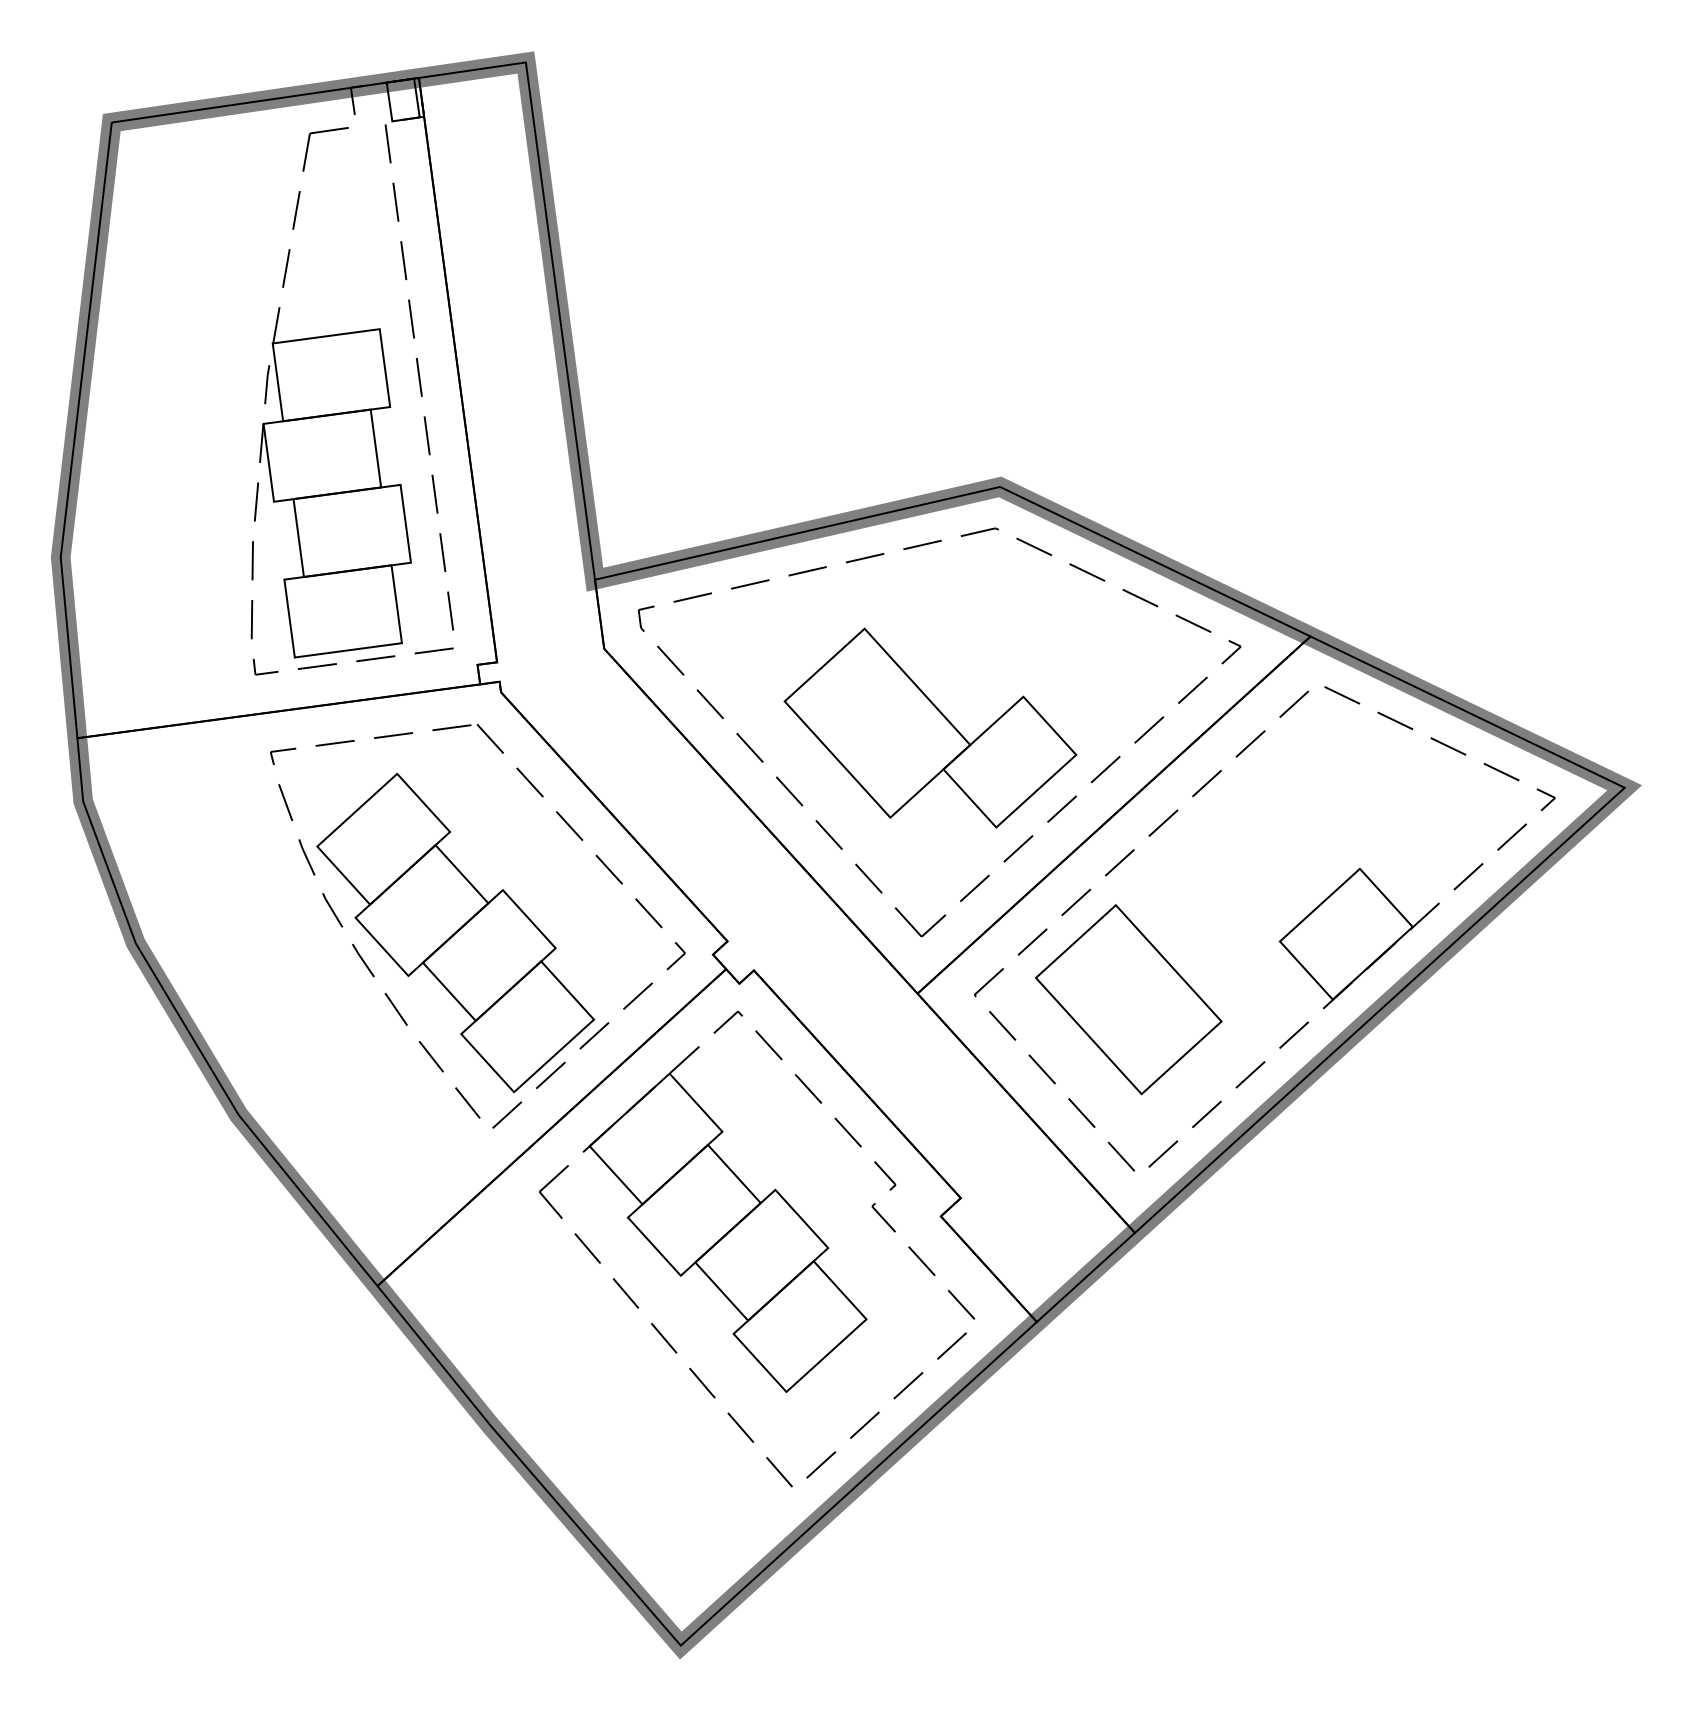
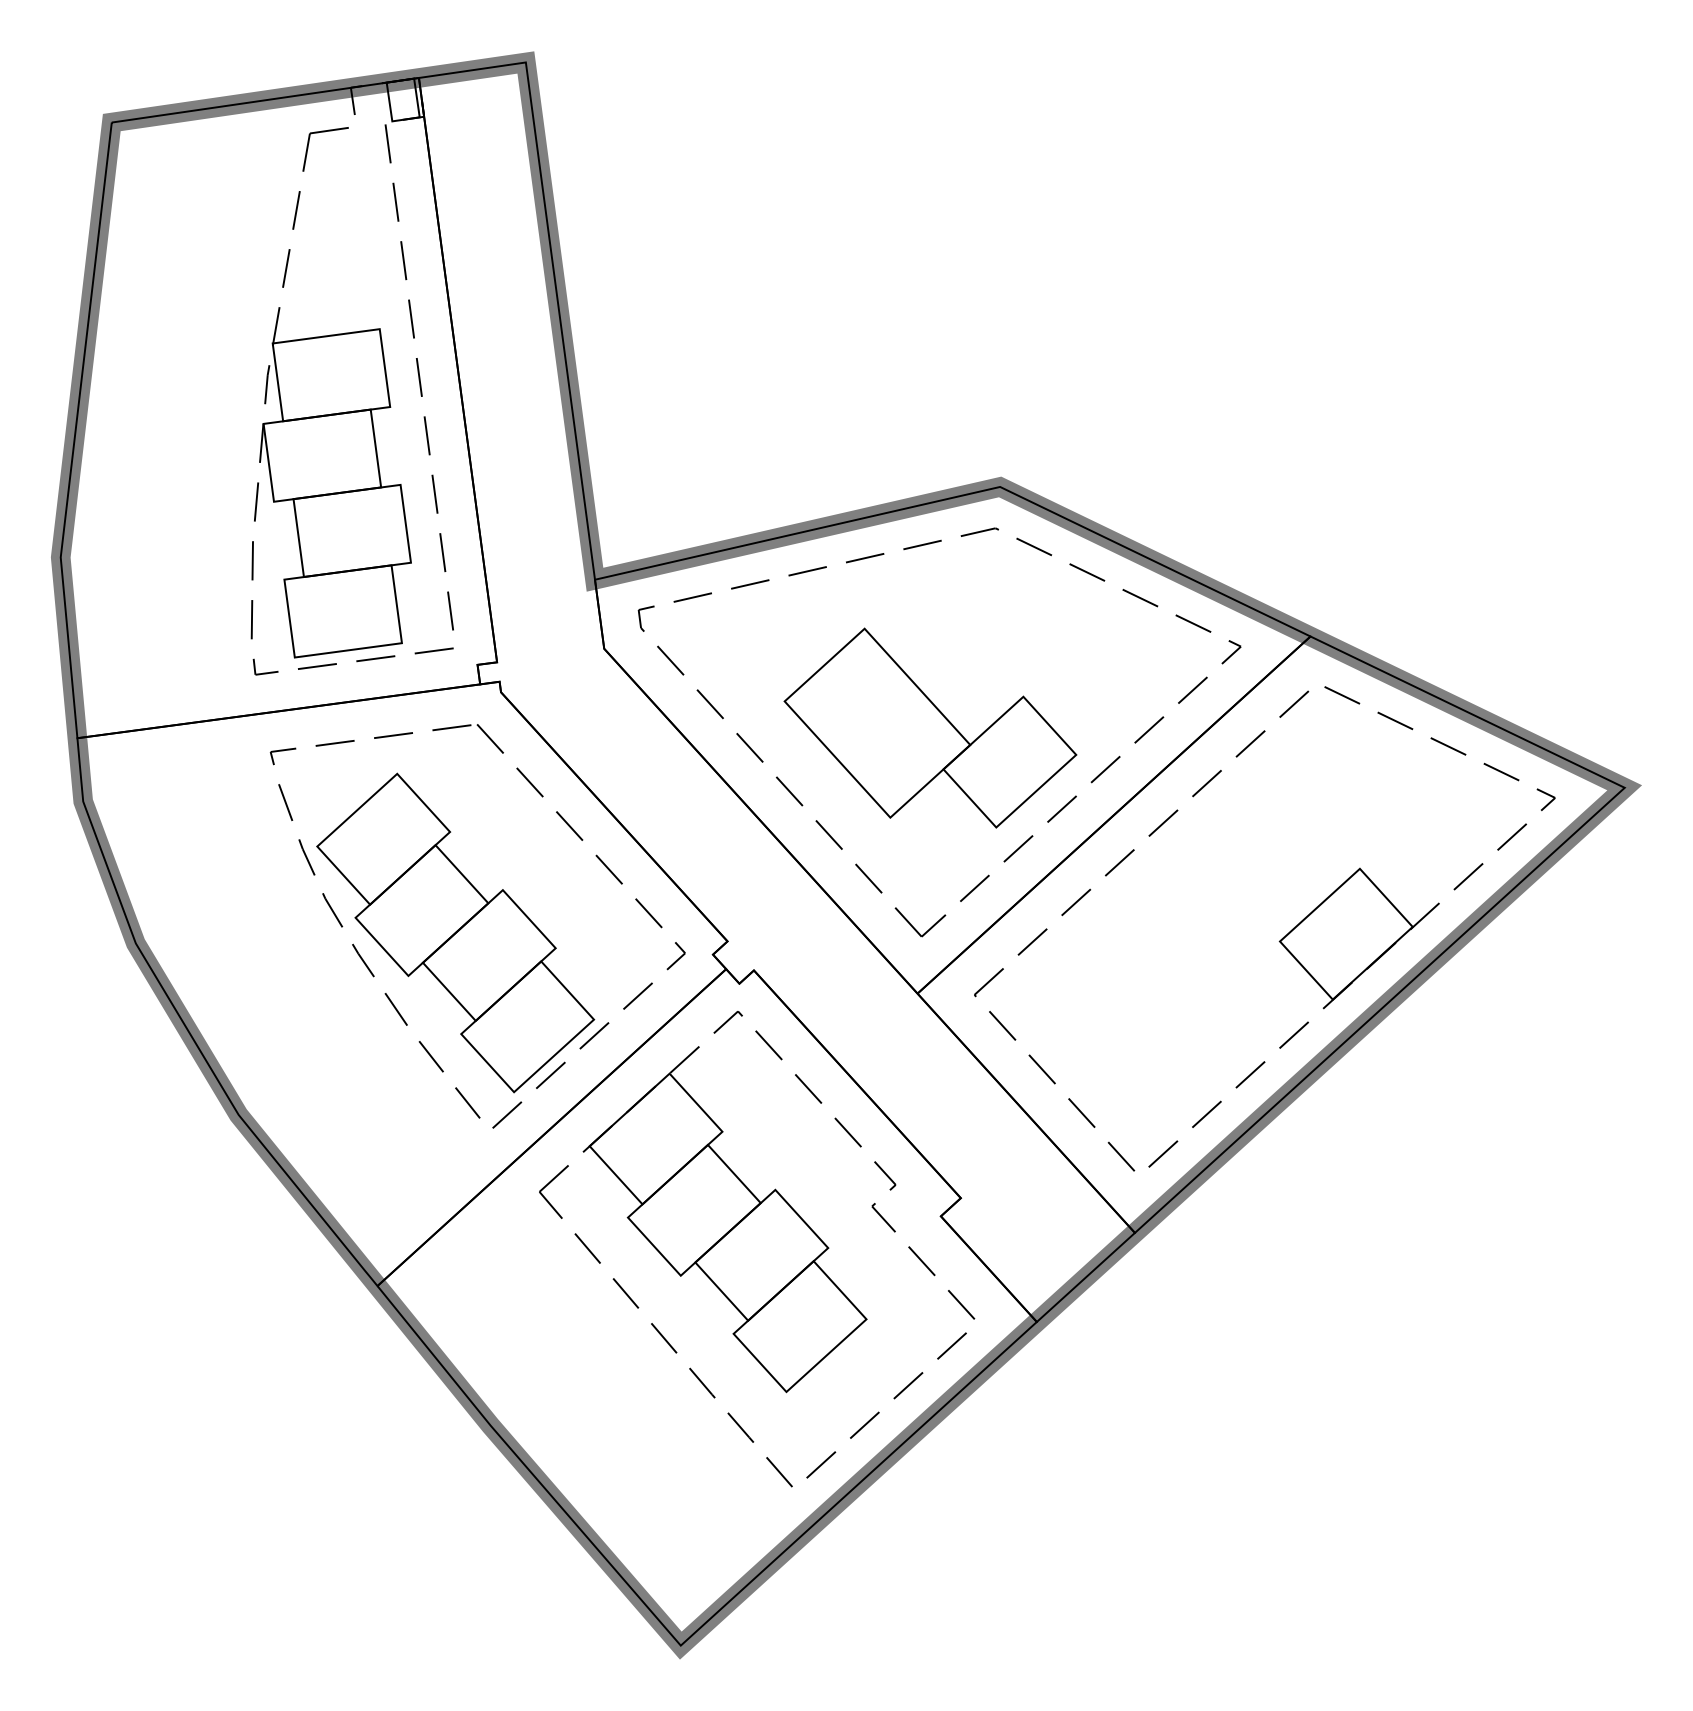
part: present -> none (1128, 999)
